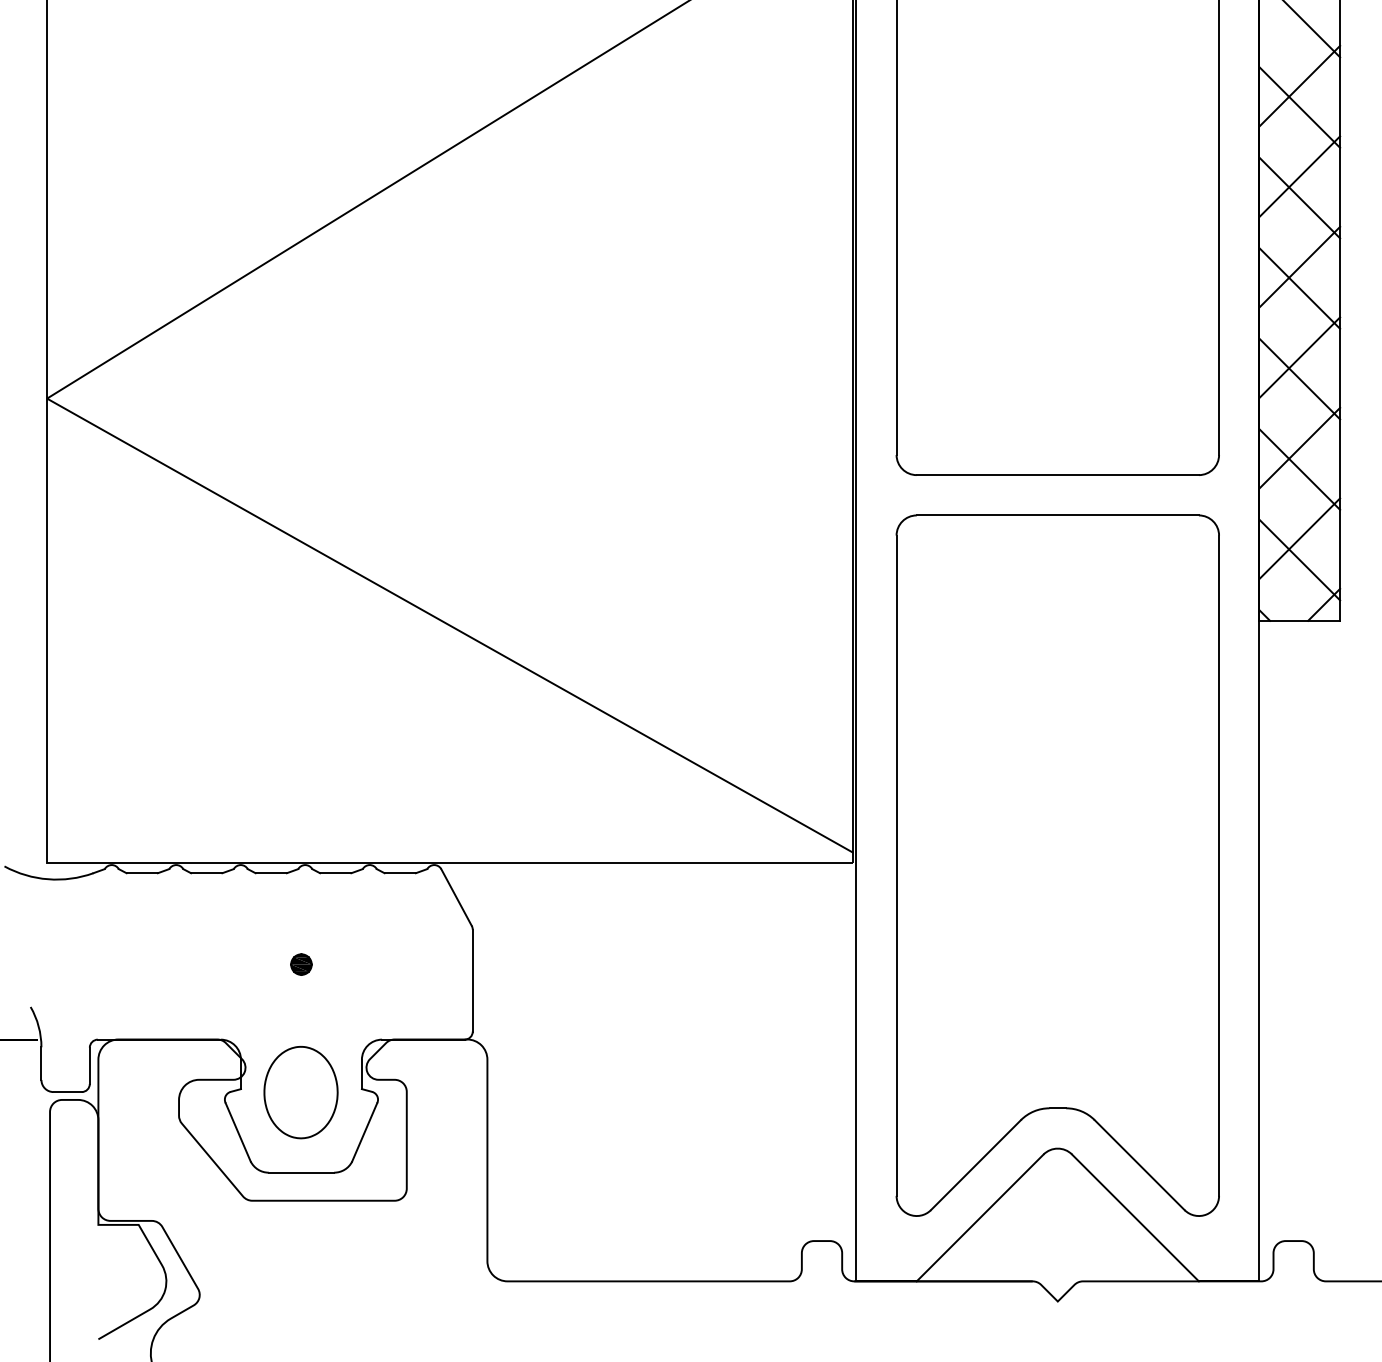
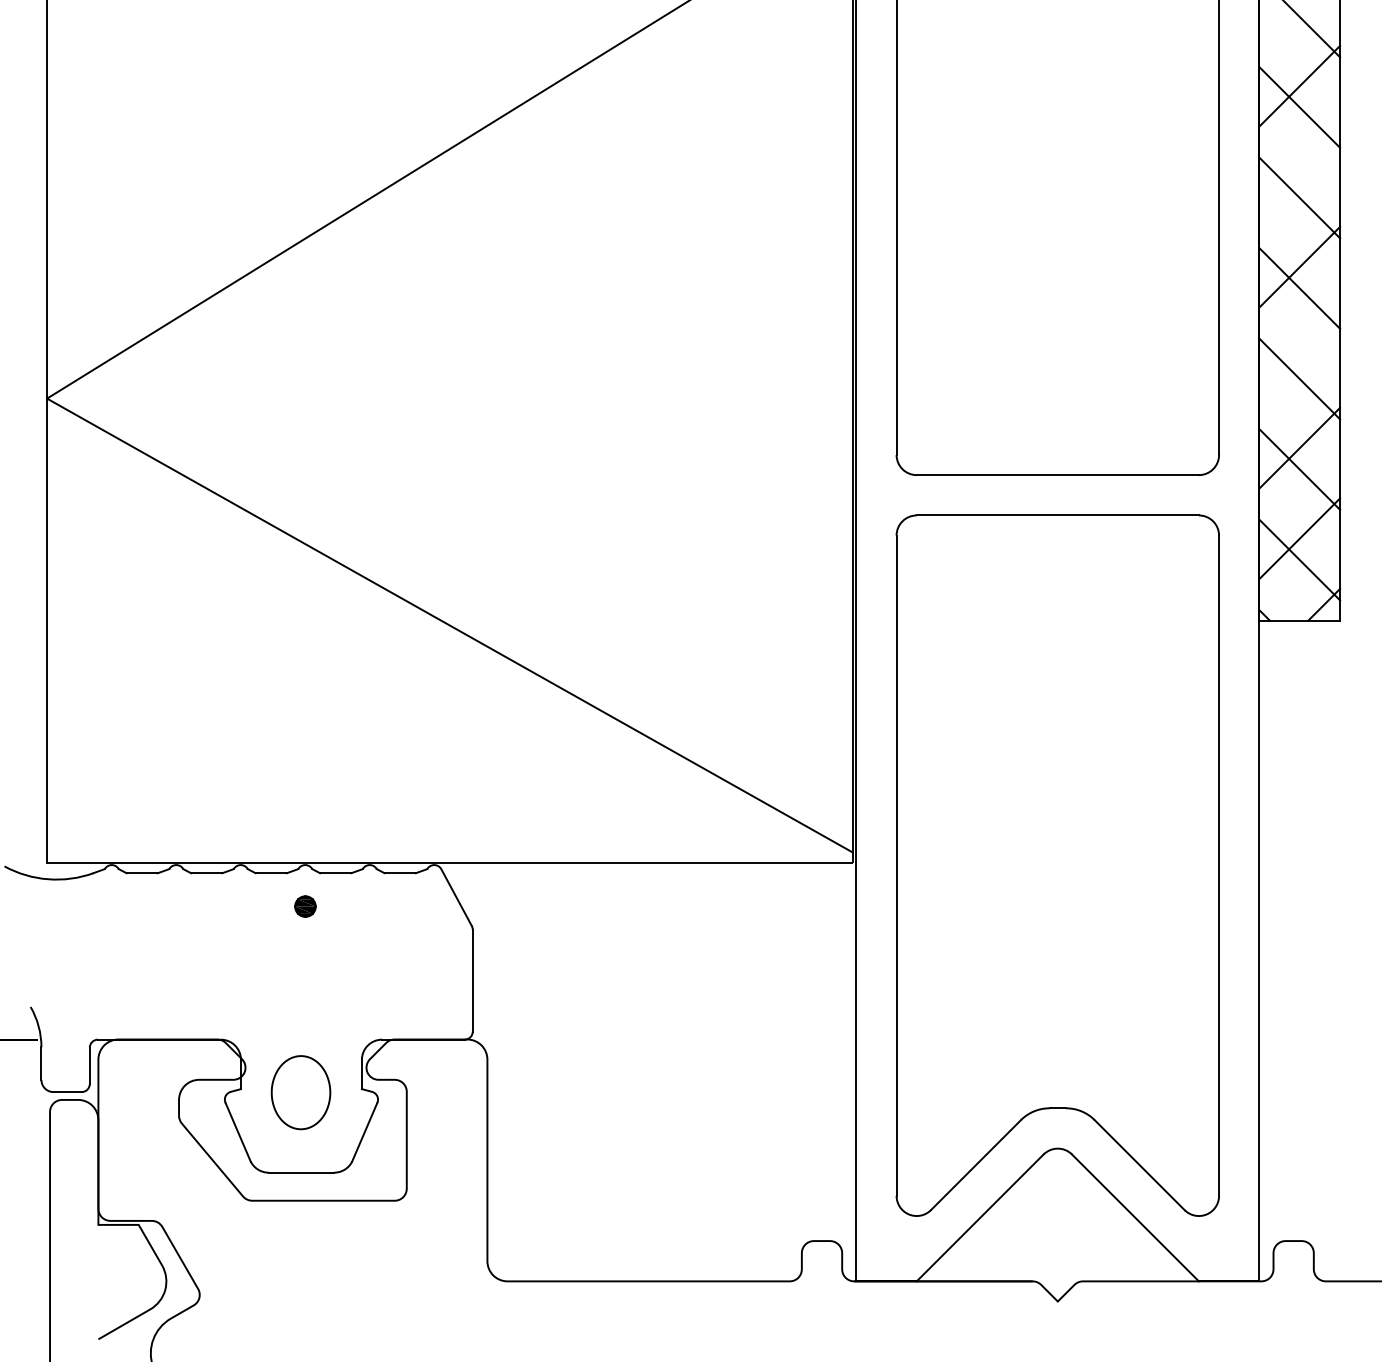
line: present -> none (1299, 176)
line: present -> none (1299, 357)
part position: (301, 964) -> (305, 906) (305, 906)
part size: 76x94 px -> 62x76 px (300, 1092)
